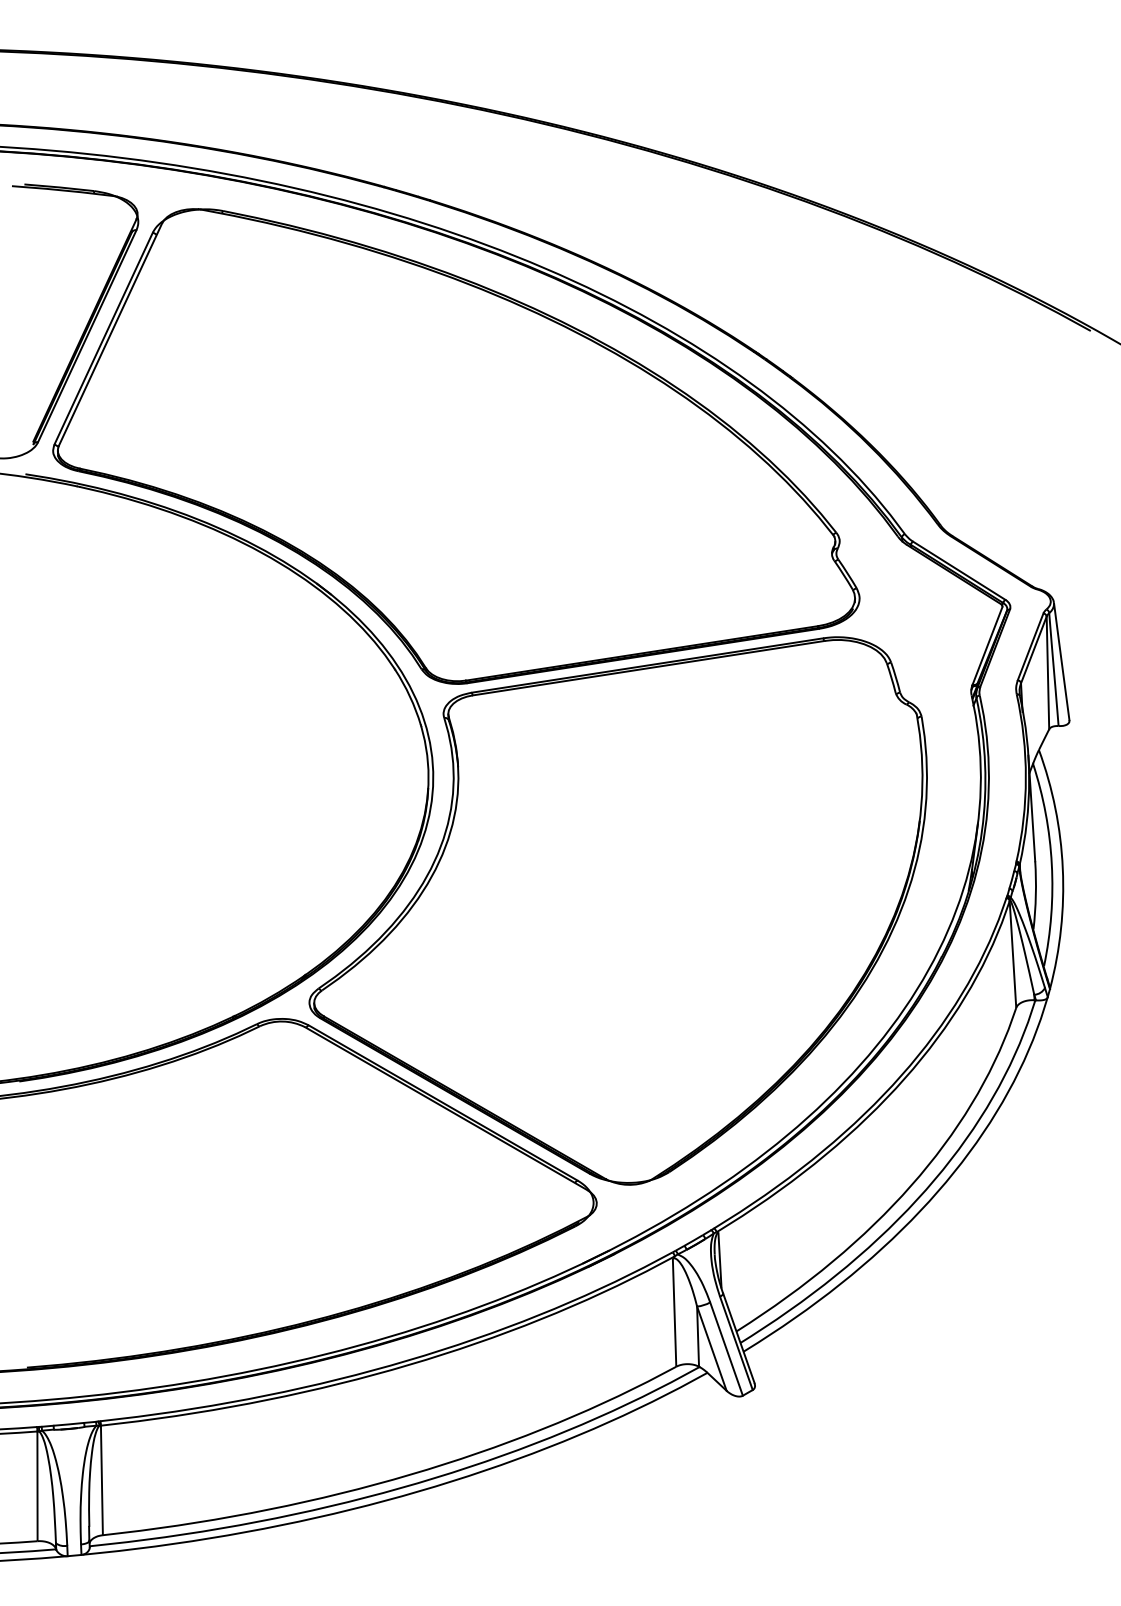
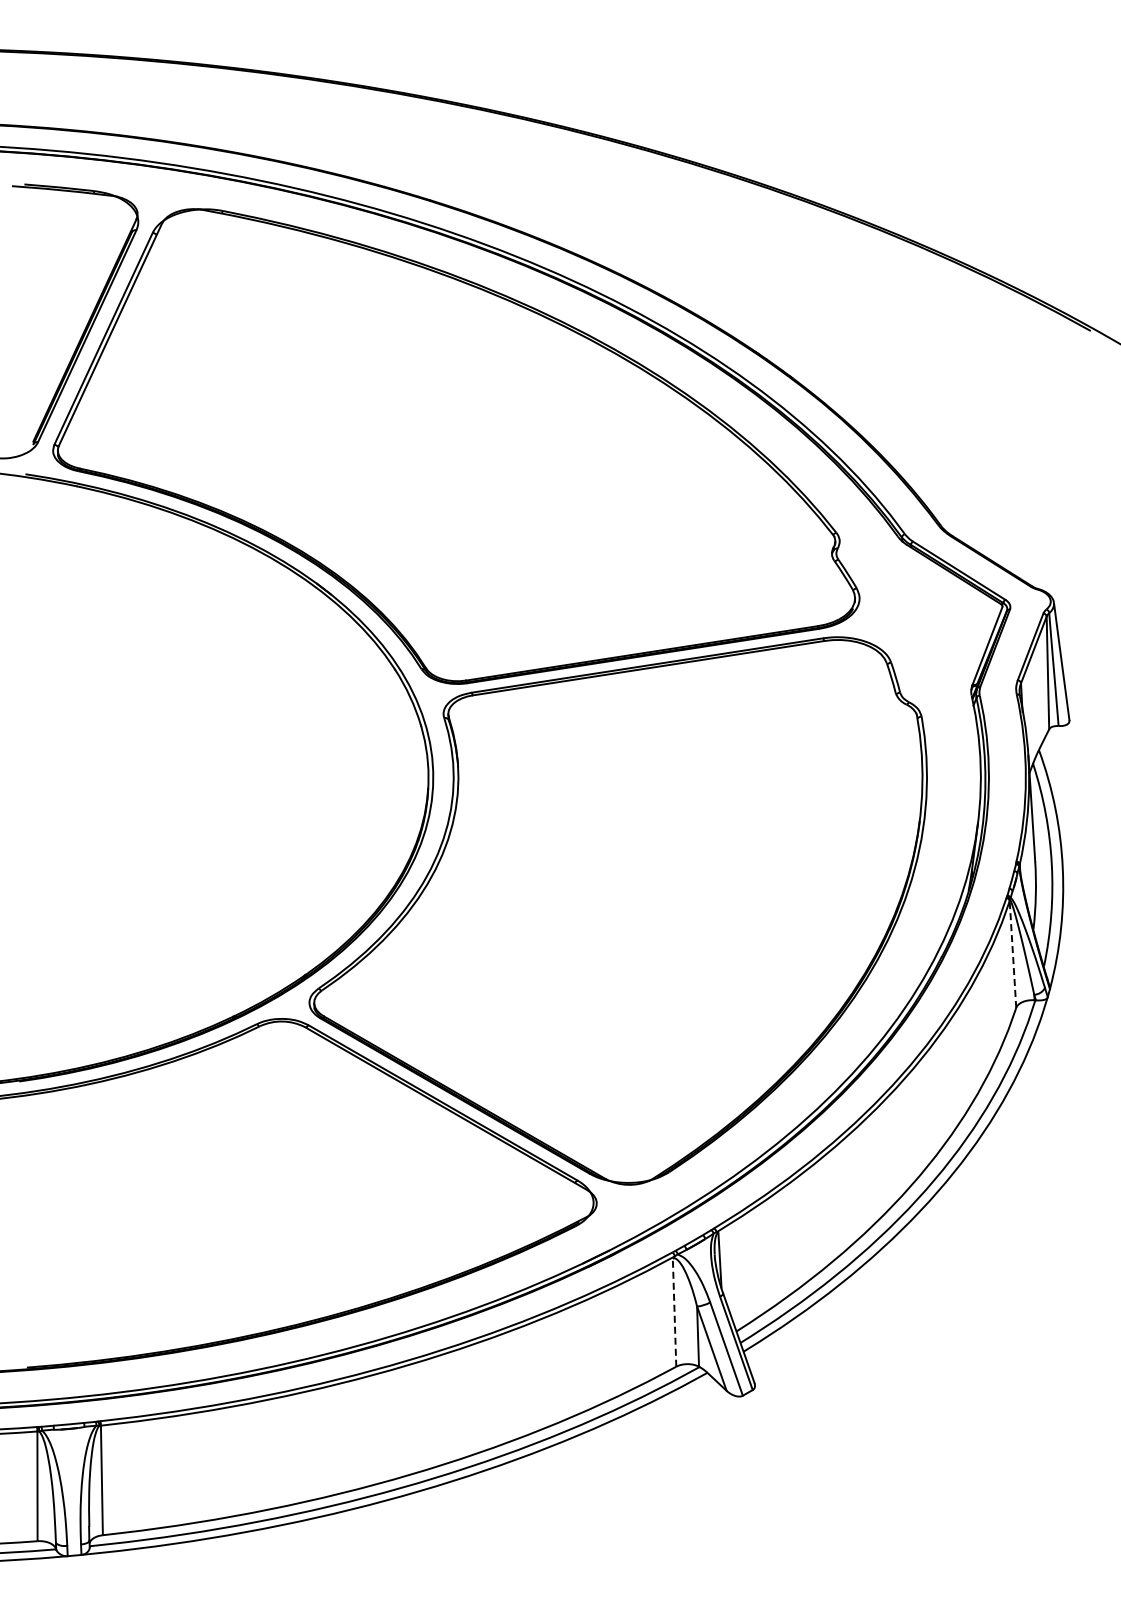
line: solid -> dashed (1012, 954)
line: solid -> dashed (674, 1312)
